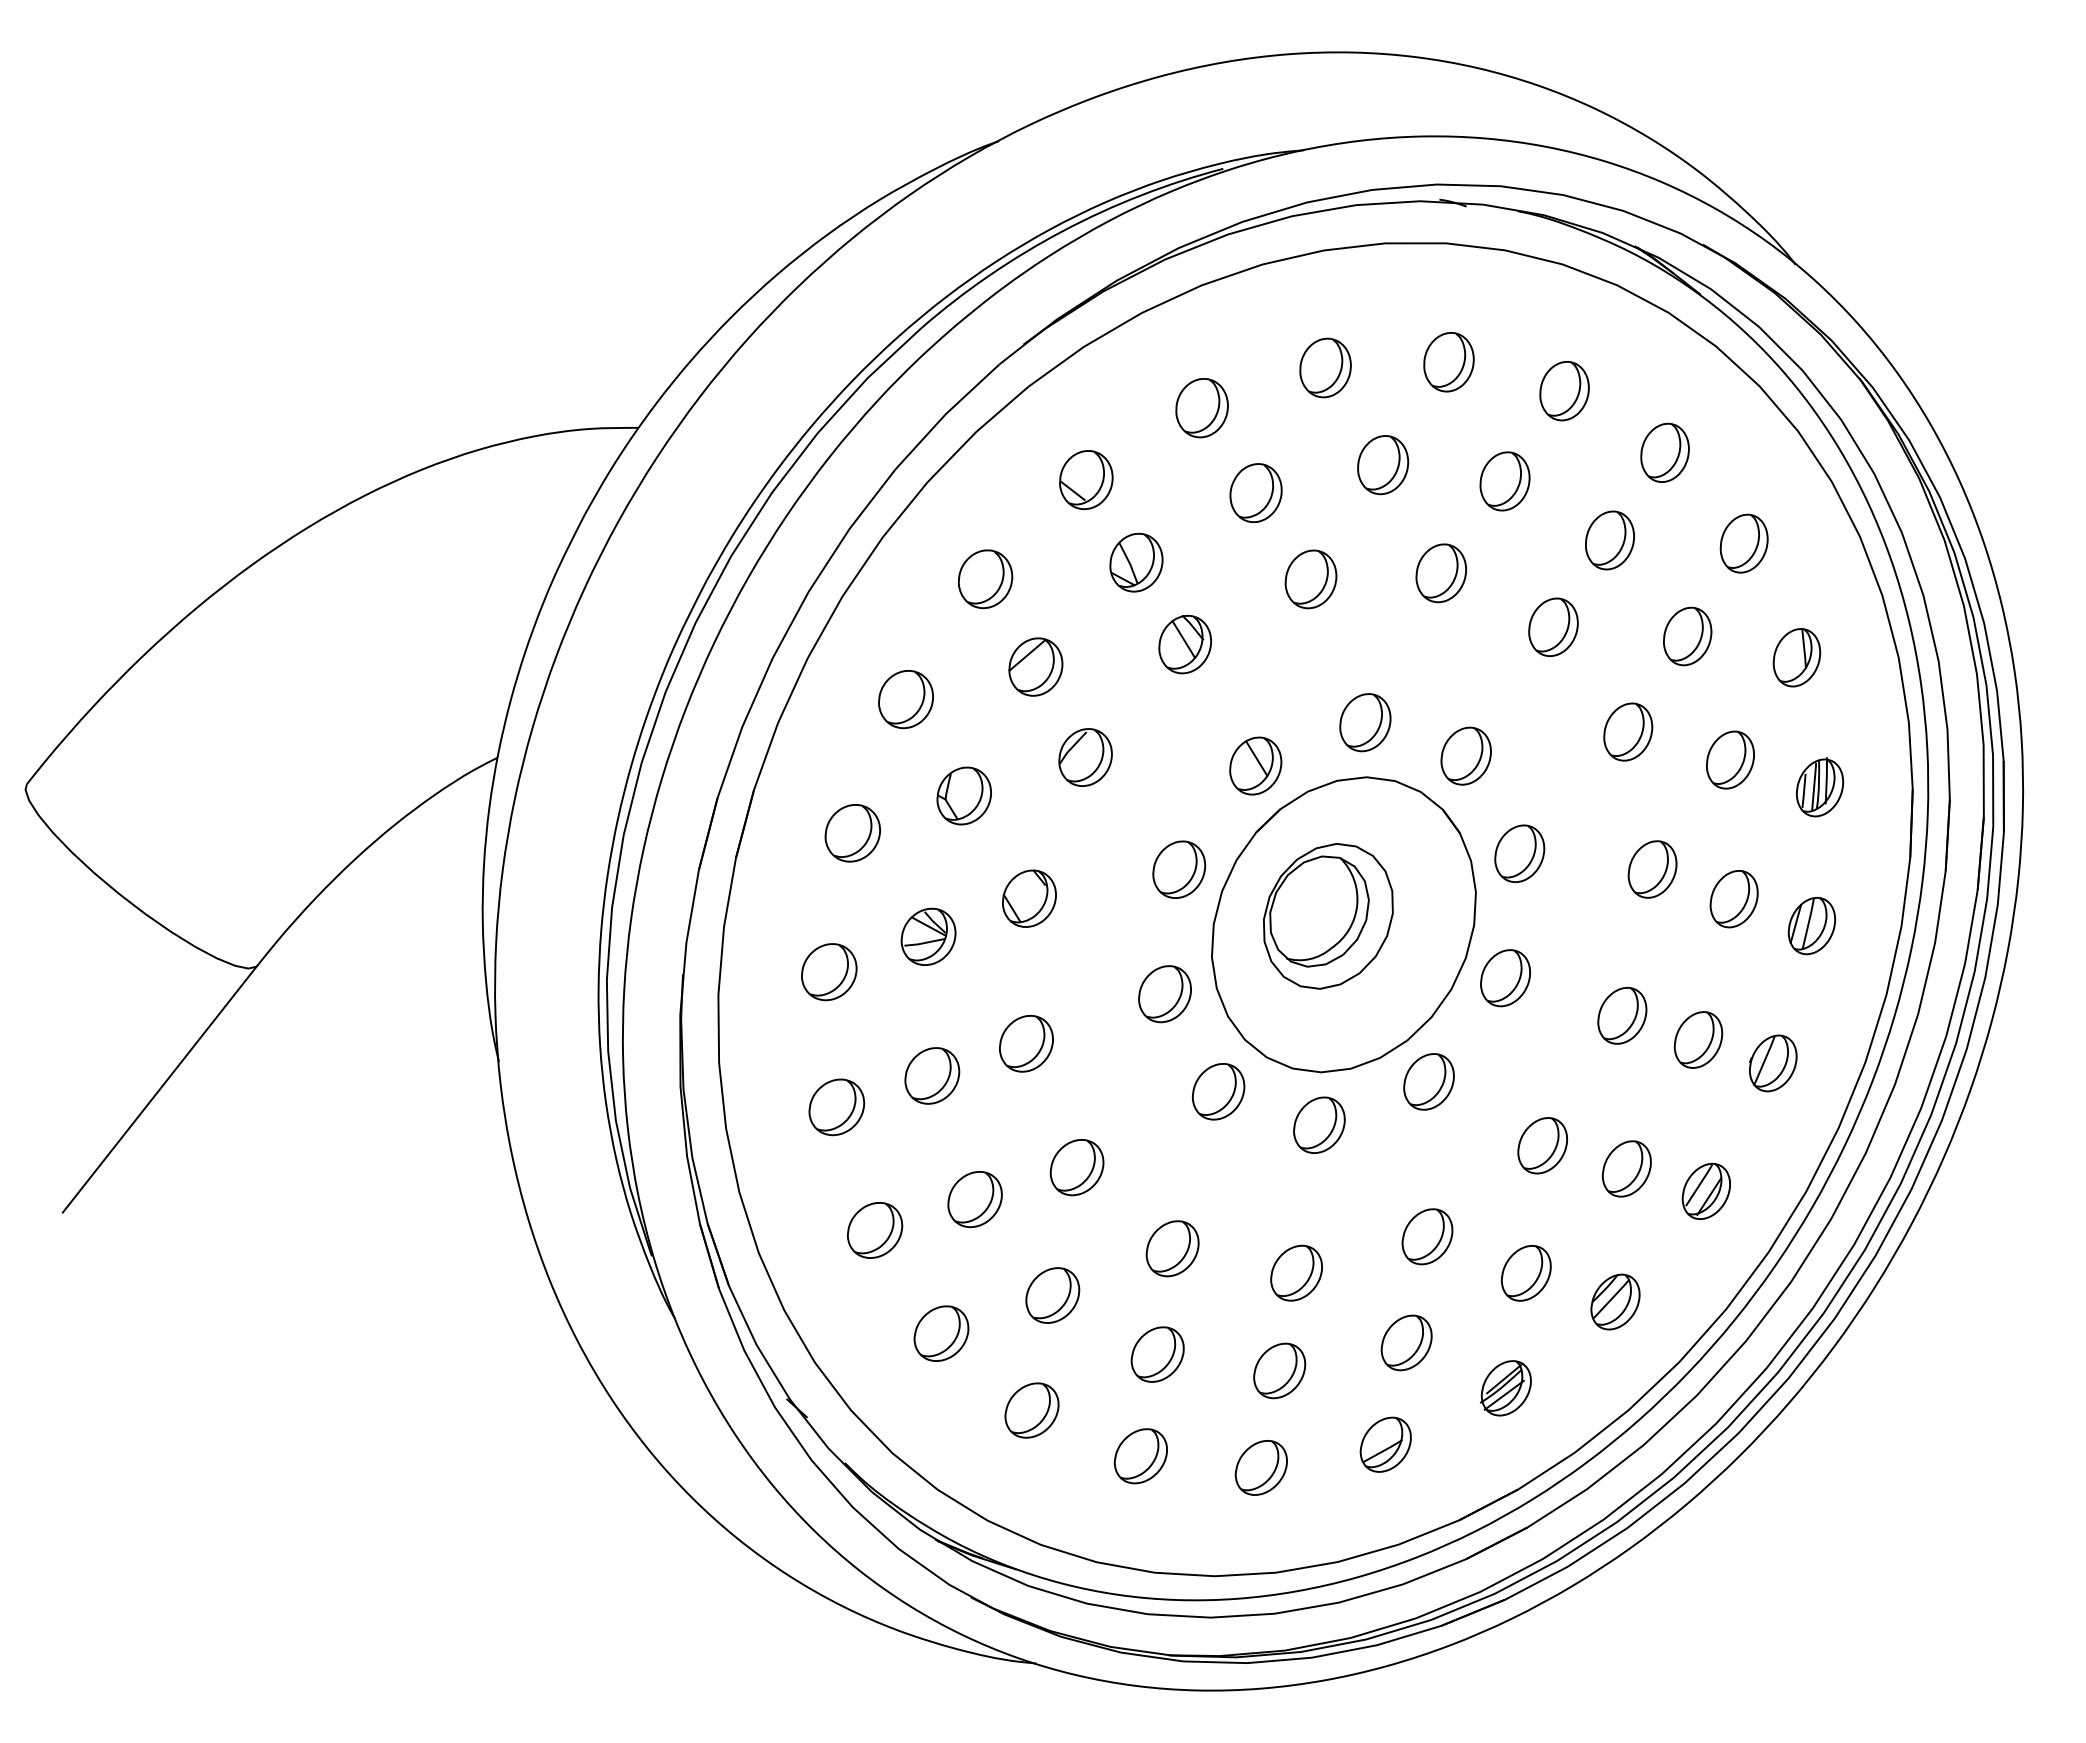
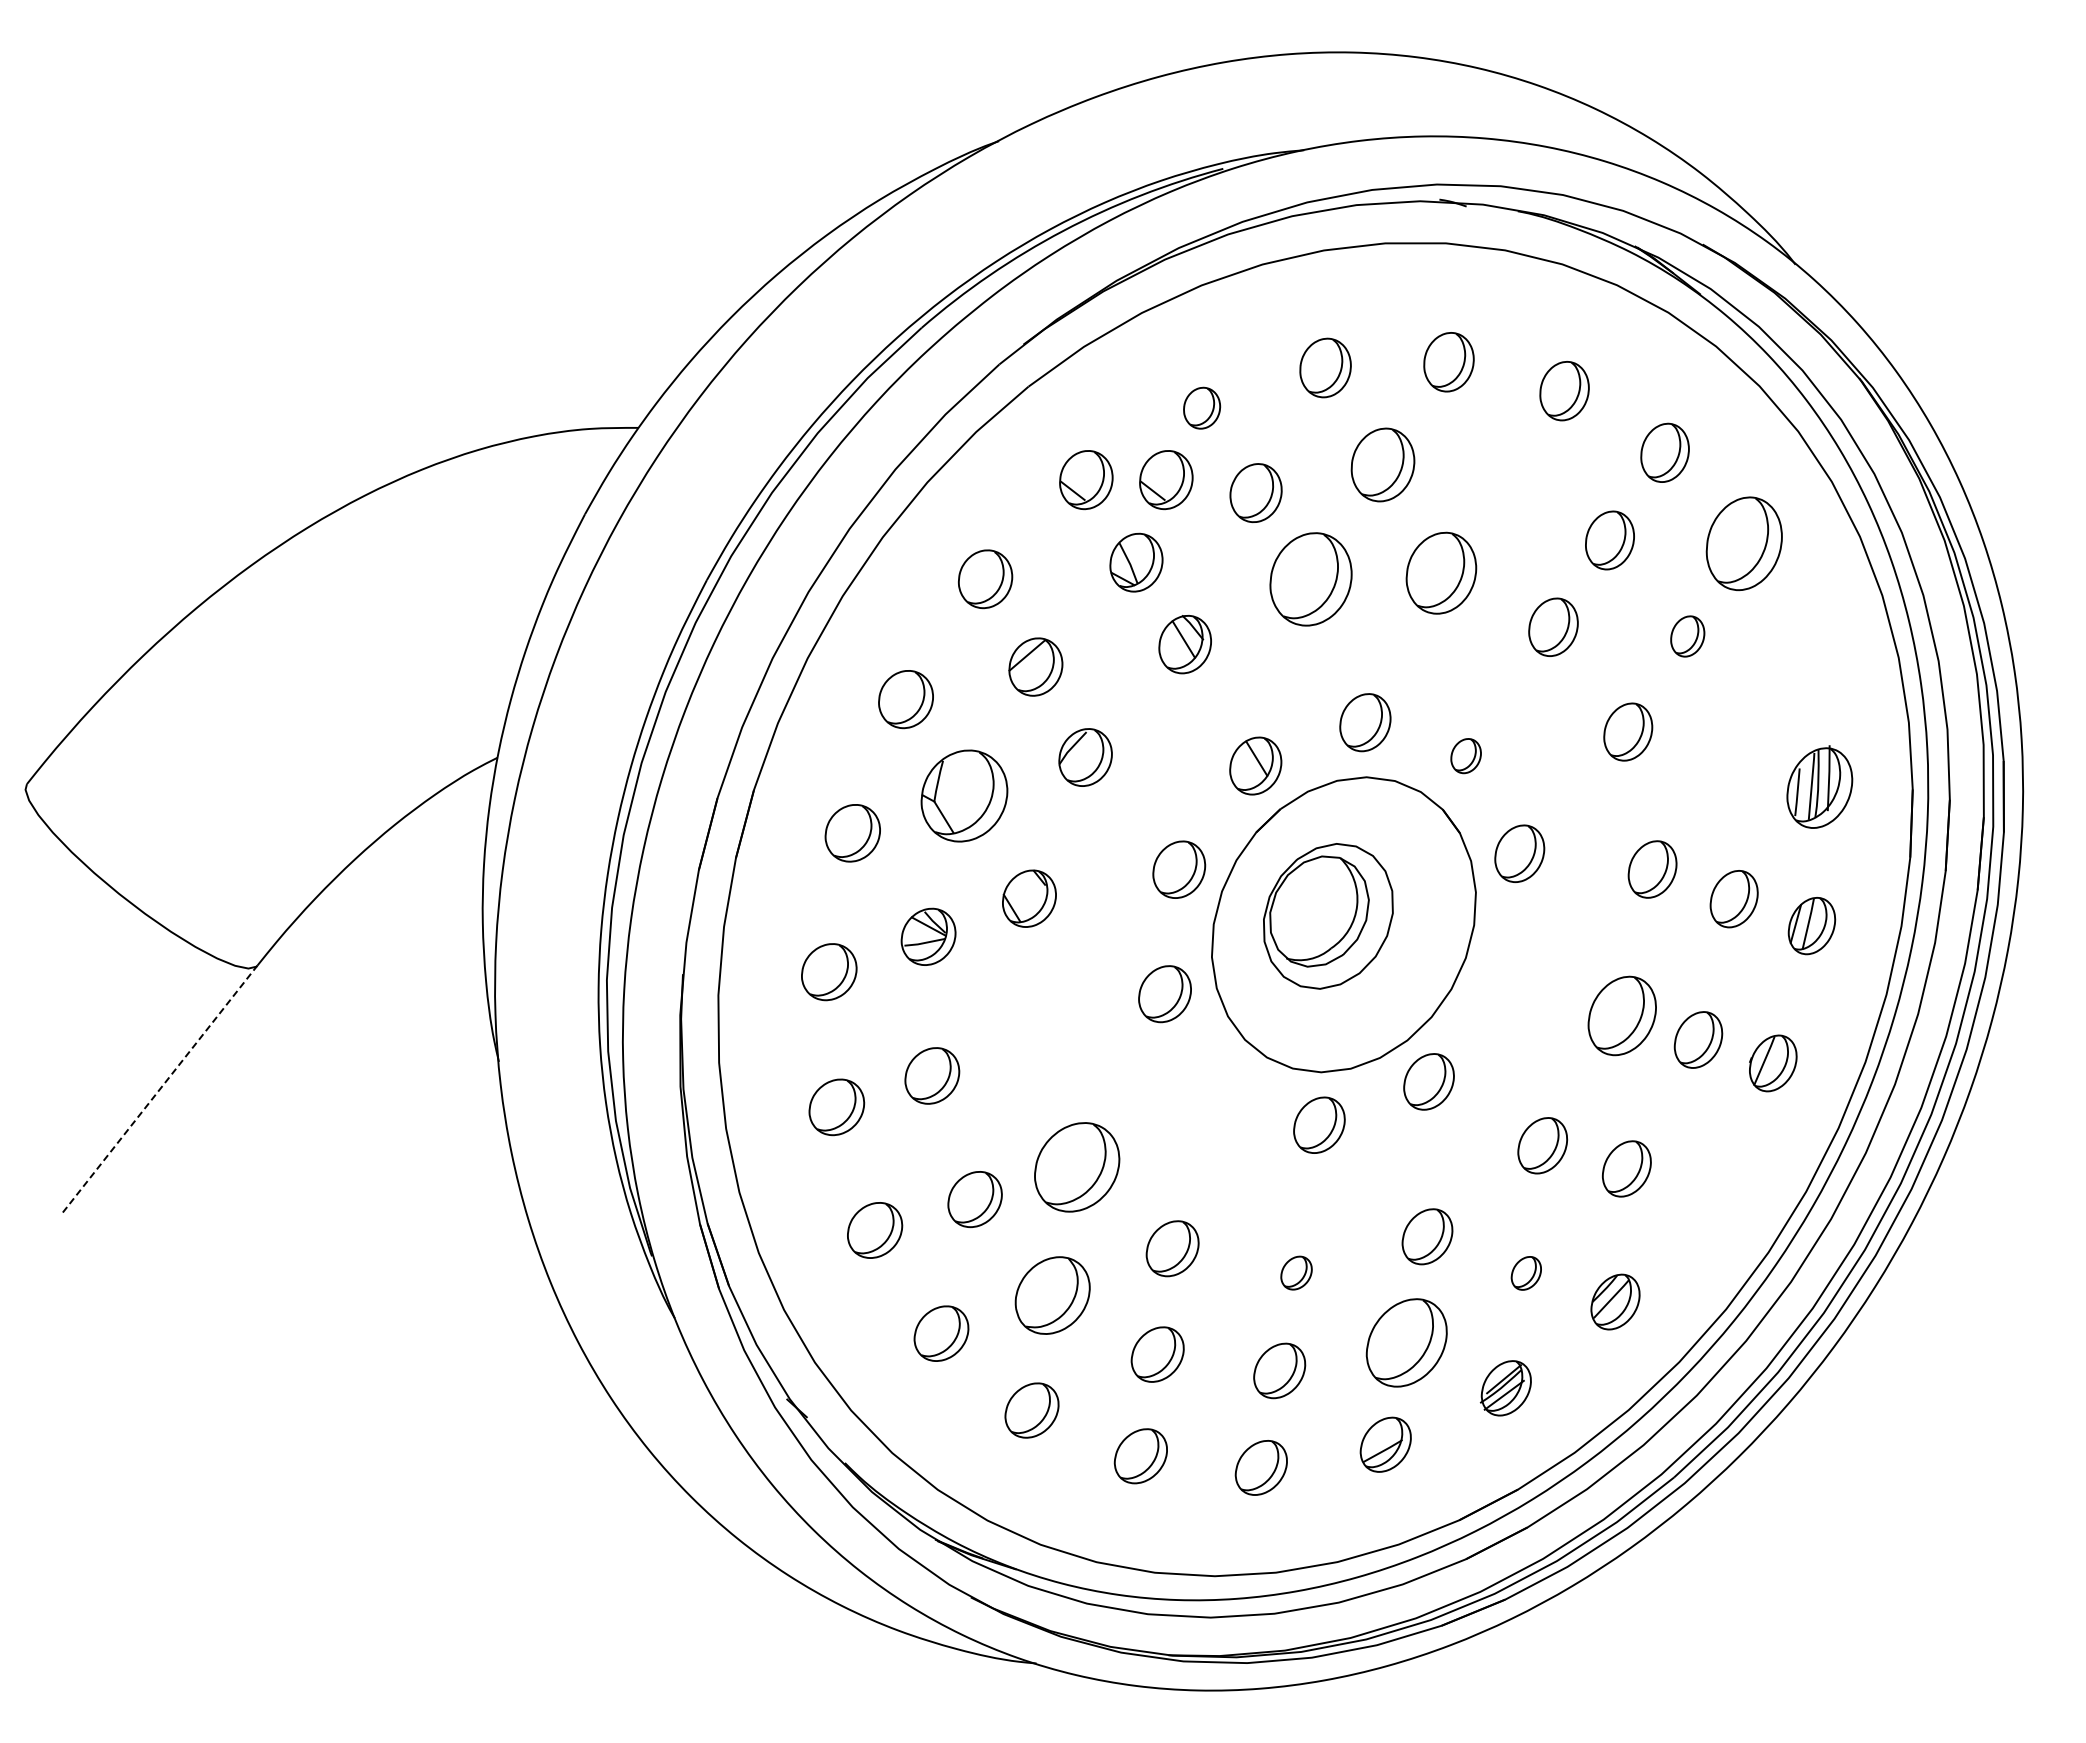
part size: 54x61 px -> 39x44 px (1202, 407)
part size: 53x61 px -> 66x76 px (1382, 464)
part: none -> present (1166, 480)
part: present -> none (1504, 481)
part size: 50x61 px -> 78x96 px (1743, 543)
part size: 52x61 px -> 73x84 px (1441, 572)
part size: 54x61 px -> 84x95 px (1310, 579)
part size: 50x61 px -> 36x43 px (1687, 636)
part: present -> none (1796, 657)
part size: 52x60 px -> 32x37 px (1465, 756)
part: present -> none (1730, 759)
part size: 49x61 px -> 68x84 px (1819, 786)
part size: 56x60 px -> 89x94 px (964, 795)
part: present -> none (1505, 978)
part size: 51x59 px -> 70x82 px (1621, 1015)
part: present -> none (1026, 1043)
line: solid -> dashed (160, 1088)
part: present -> none (1218, 1091)
part size: 56x58 px -> 87x91 px (1077, 1167)
part: present -> none (1705, 1190)
part size: 53x58 px -> 33x36 px (1296, 1272)
part size: 51x57 px -> 32x35 px (1525, 1273)
part size: 56x57 px -> 77x79 px (1052, 1295)
part size: 53x58 px -> 83x90 px (1406, 1342)
